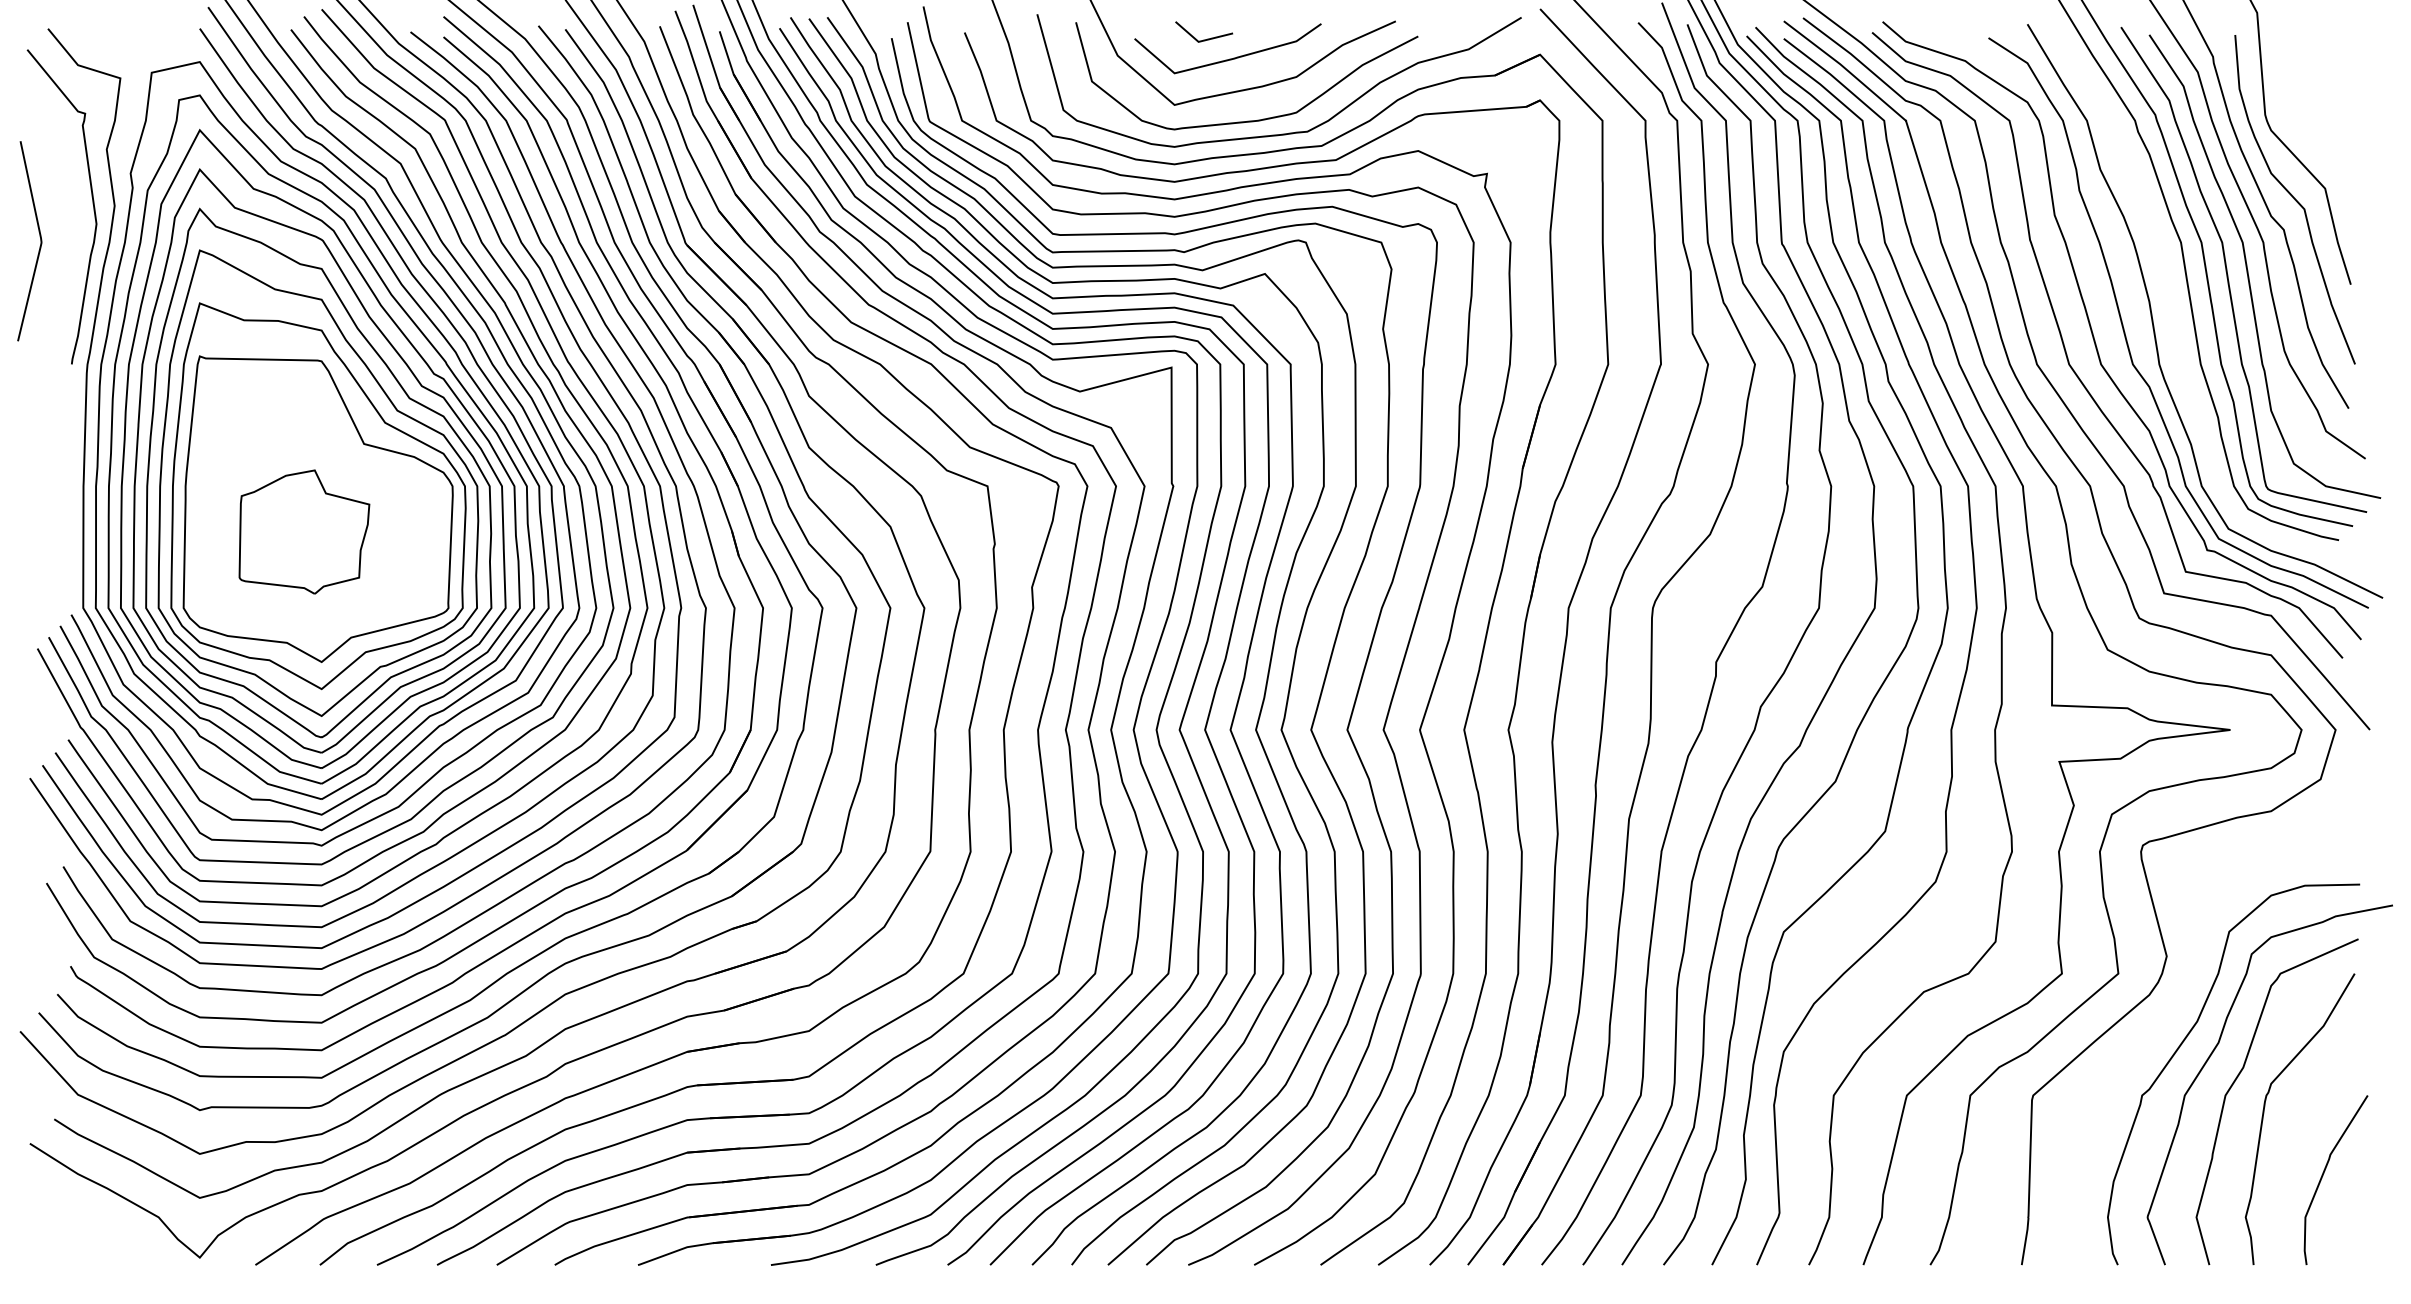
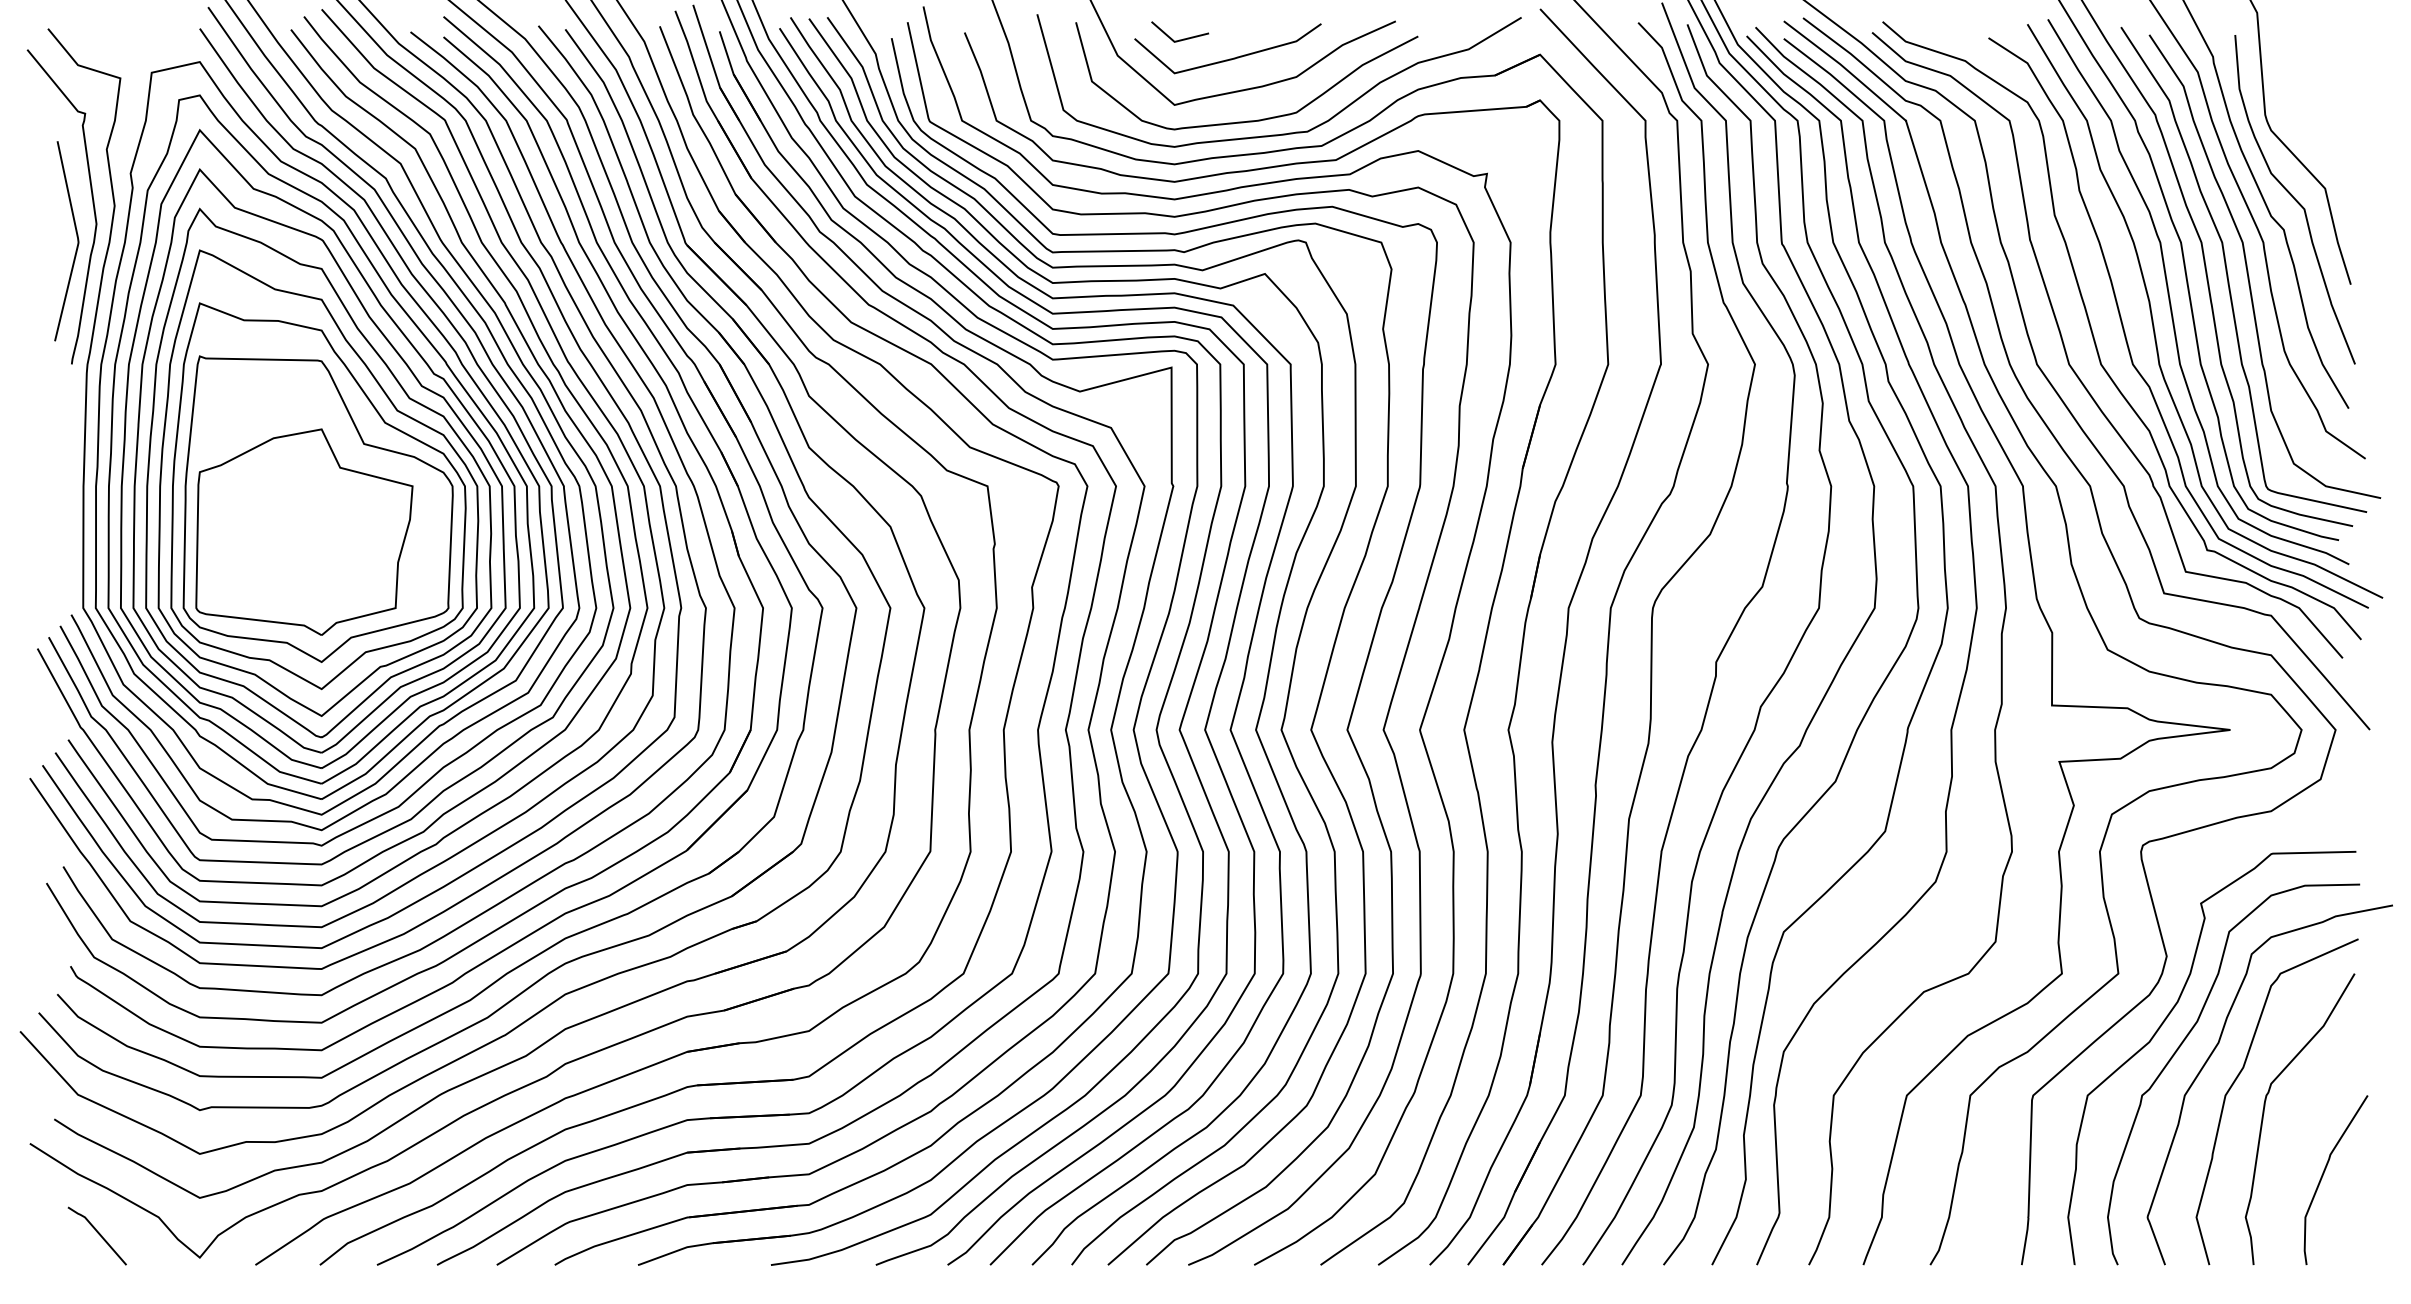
line position: (1207, 38) -> (1183, 38) (1183, 38)
curve position: (40, 241) -> (77, 241) (77, 241)
curve: none -> present (2170, 297)
part size: 133x126 px -> 219x208 px (304, 531)
curve: none -> present (2162, 1025)
line: none -> present (97, 1233)
